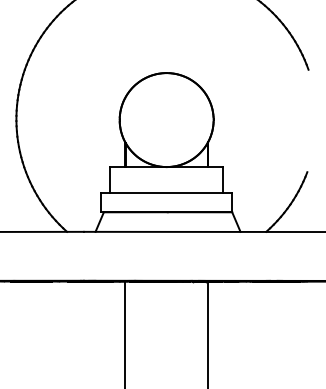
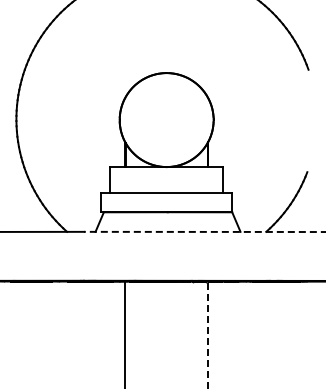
line: solid -> dashed (204, 231)
line: solid -> dashed (208, 334)
